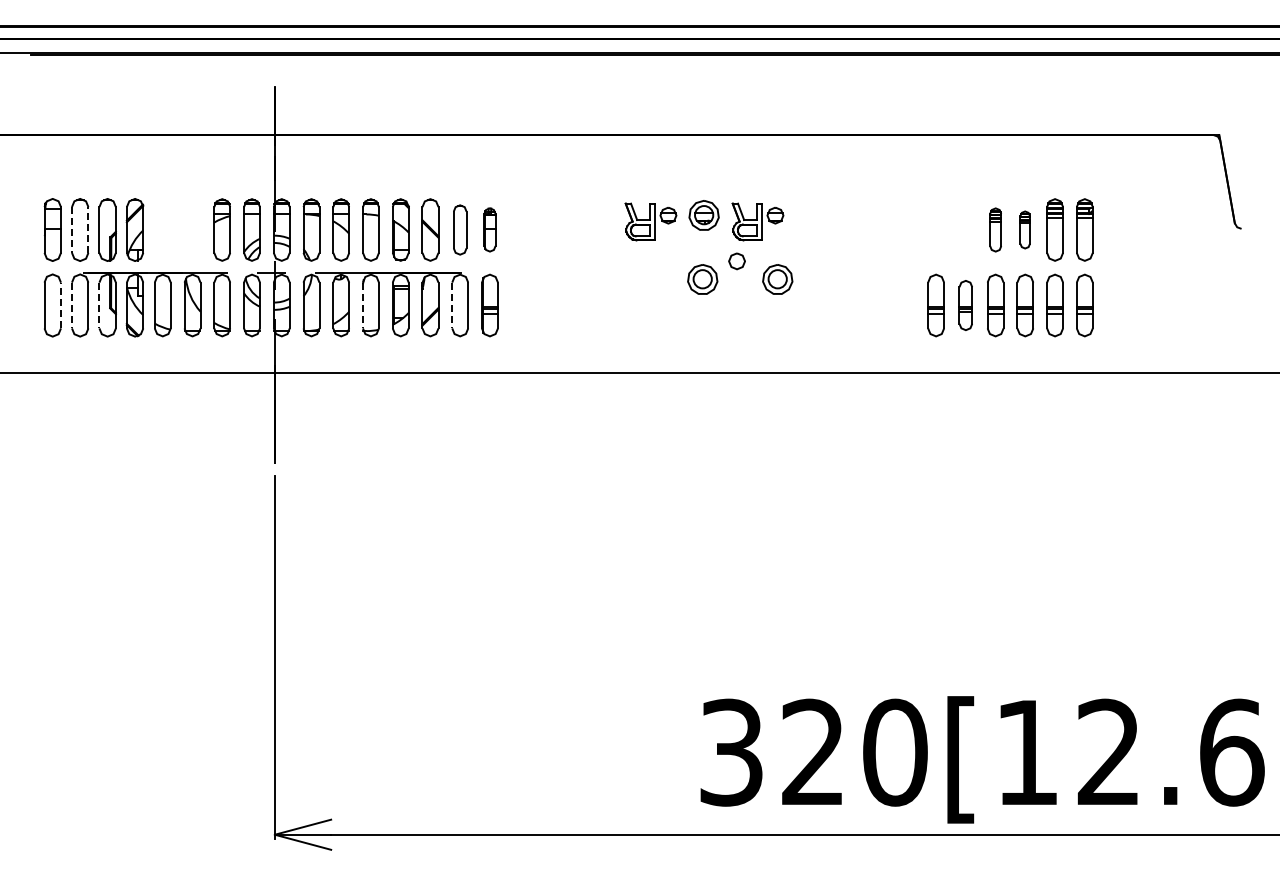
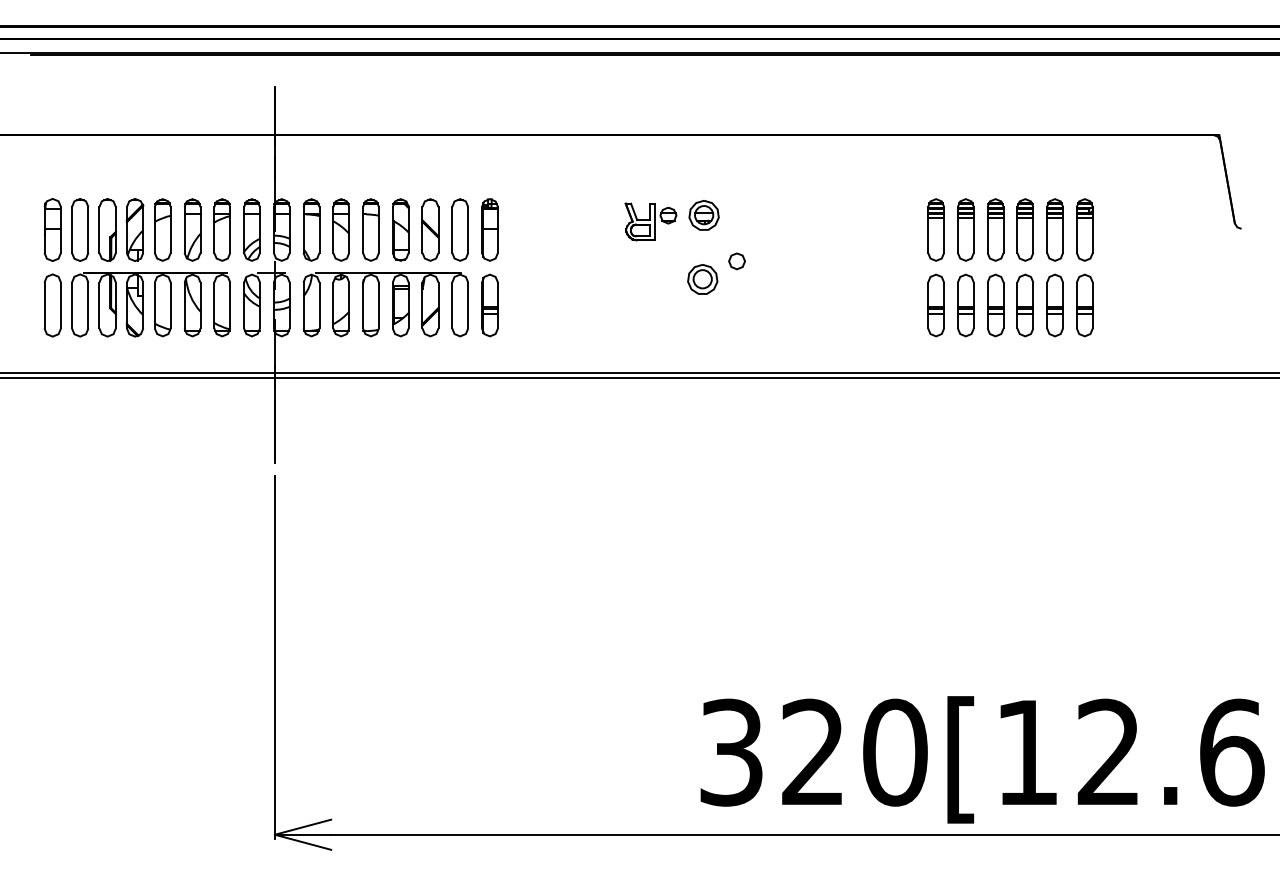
part: present -> none (757, 221)
part: none -> present (162, 229)
part: none -> present (192, 229)
part size: 15x52 px -> 18x64 px (459, 229)
part size: 14x46 px -> 18x64 px (489, 229)
part: none -> present (935, 229)
part: none -> present (965, 229)
part size: 13x46 px -> 18x64 px (995, 229)
part size: 12x40 px -> 18x64 px (1024, 229)
line: dashed -> solid (71, 230)
line: dashed -> solid (88, 230)
part: present -> none (777, 279)
line: dashed -> solid (61, 305)
line: dashed -> solid (71, 305)
line: dashed -> solid (99, 305)
line: dashed -> solid (362, 305)
line: dashed -> solid (452, 305)
part size: 15x51 px -> 18x65 px (965, 305)
line: none -> present (639, 377)
